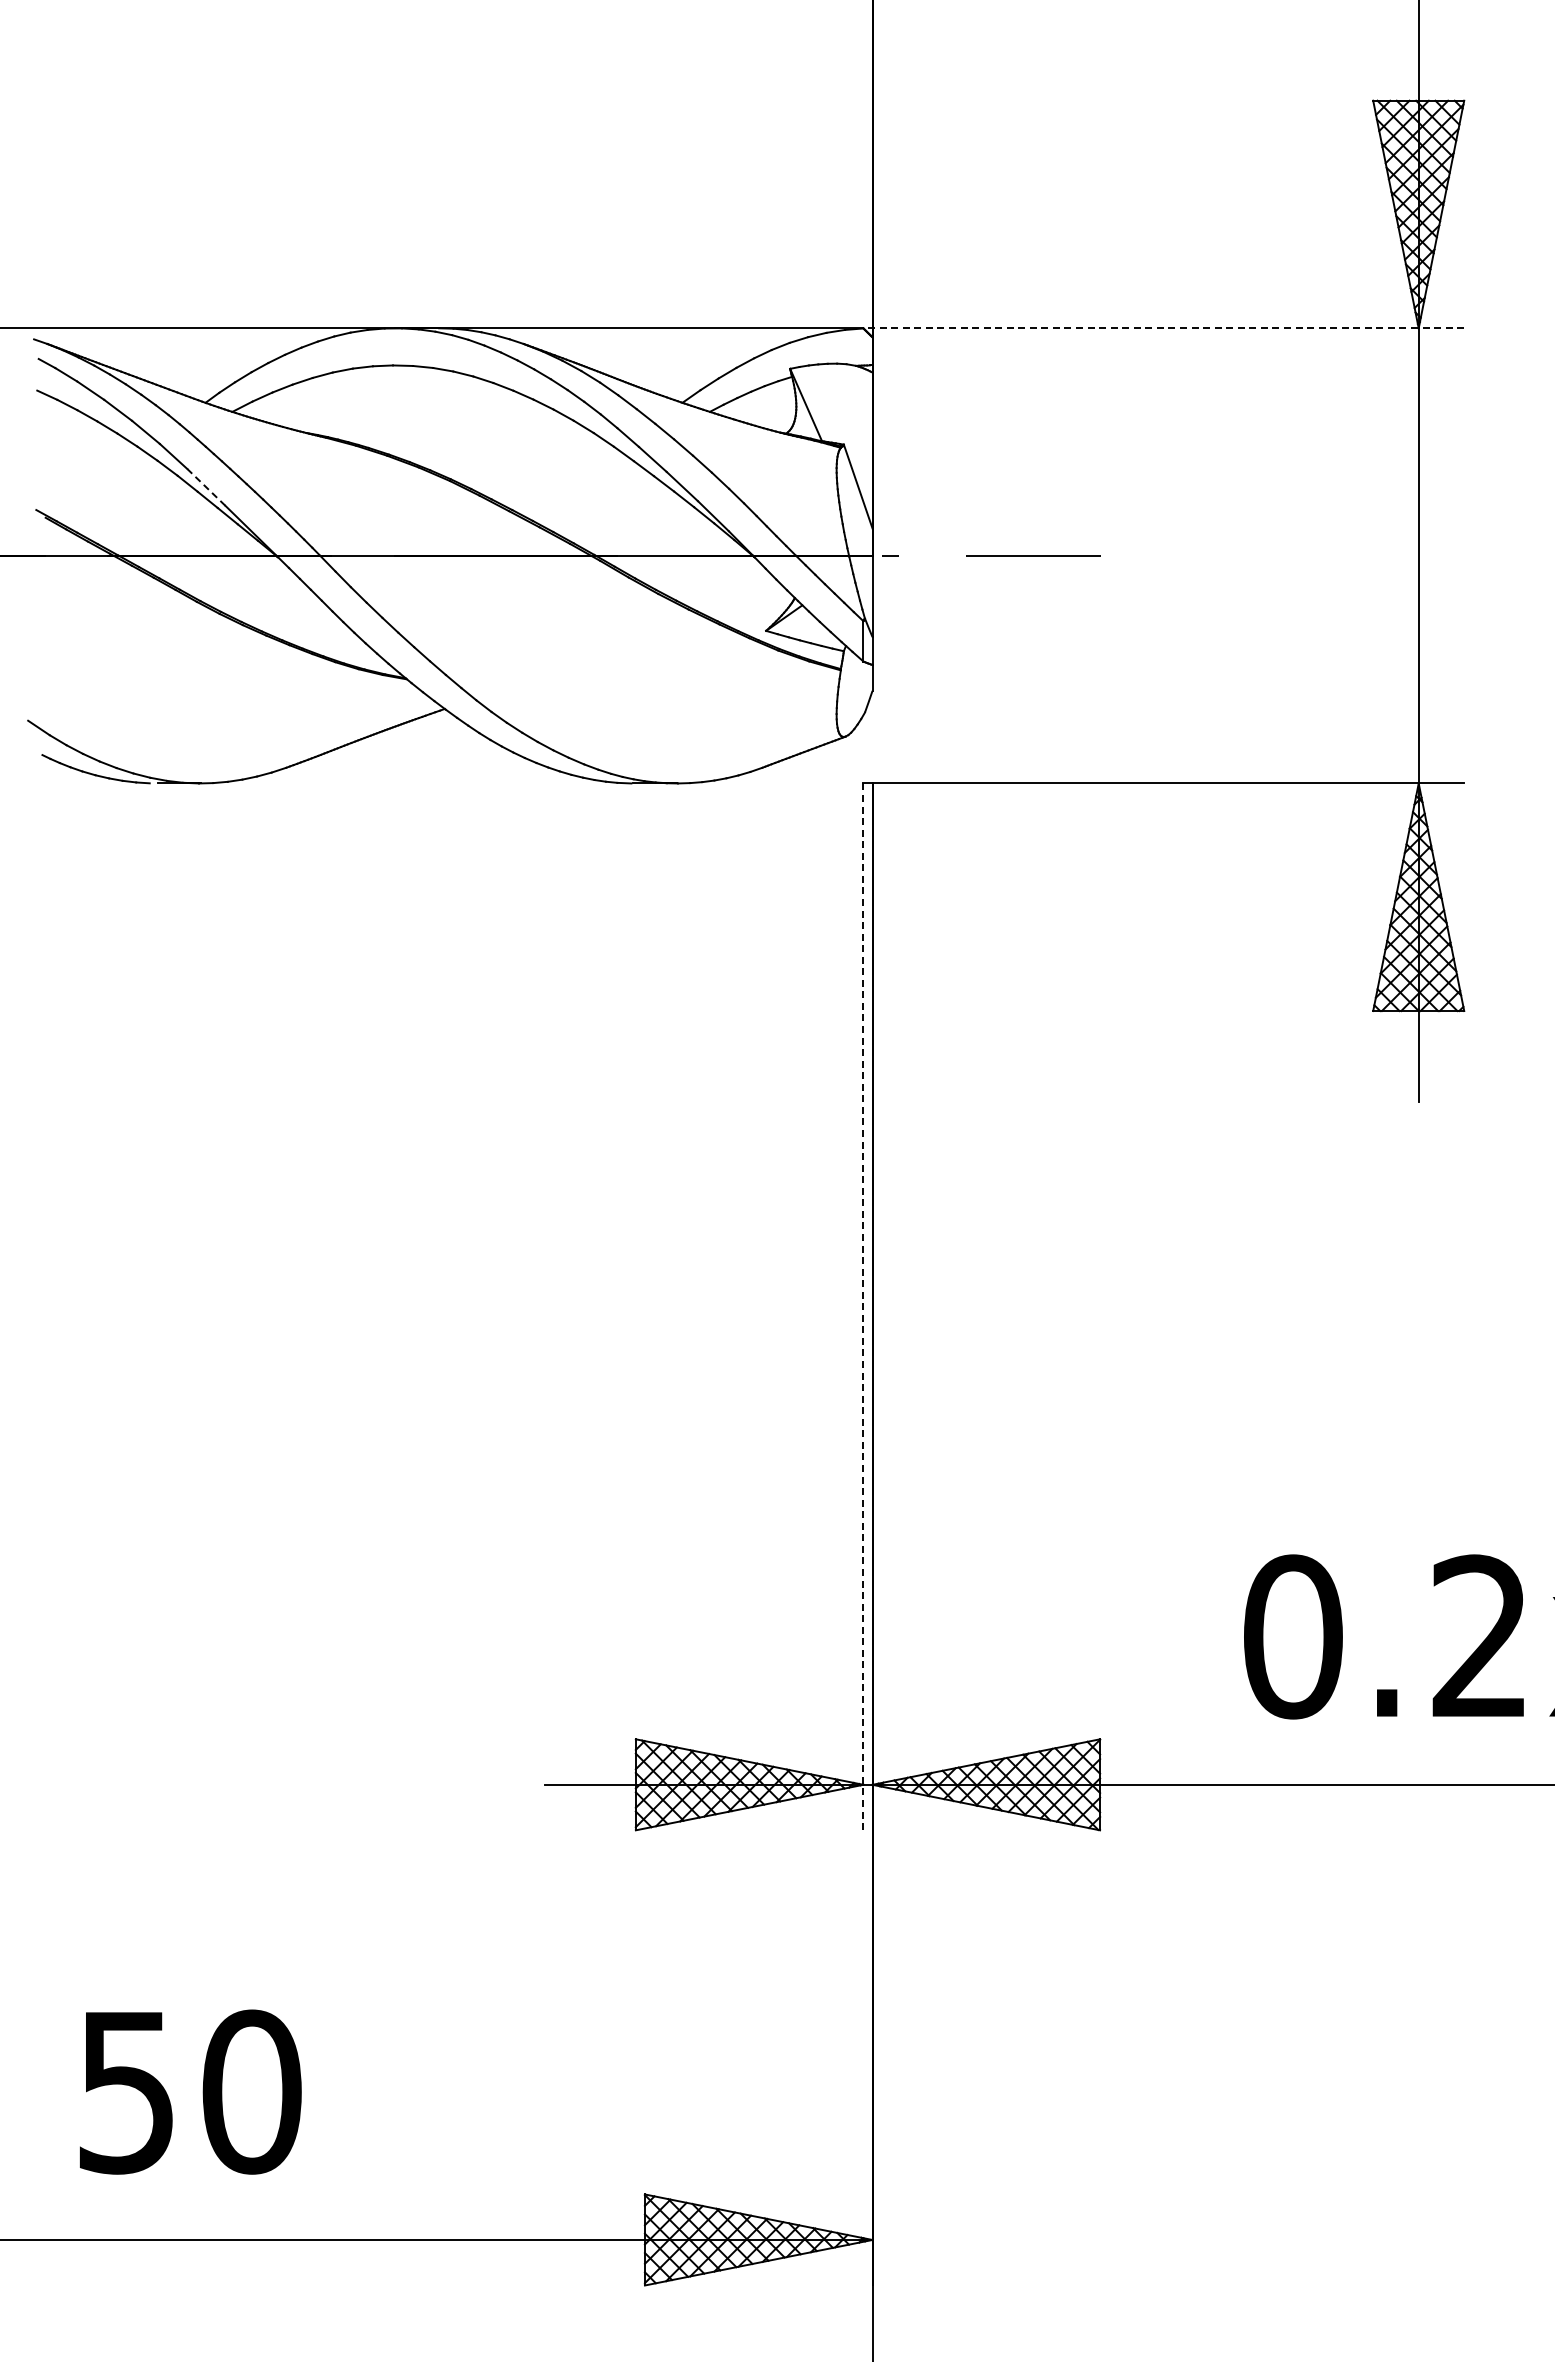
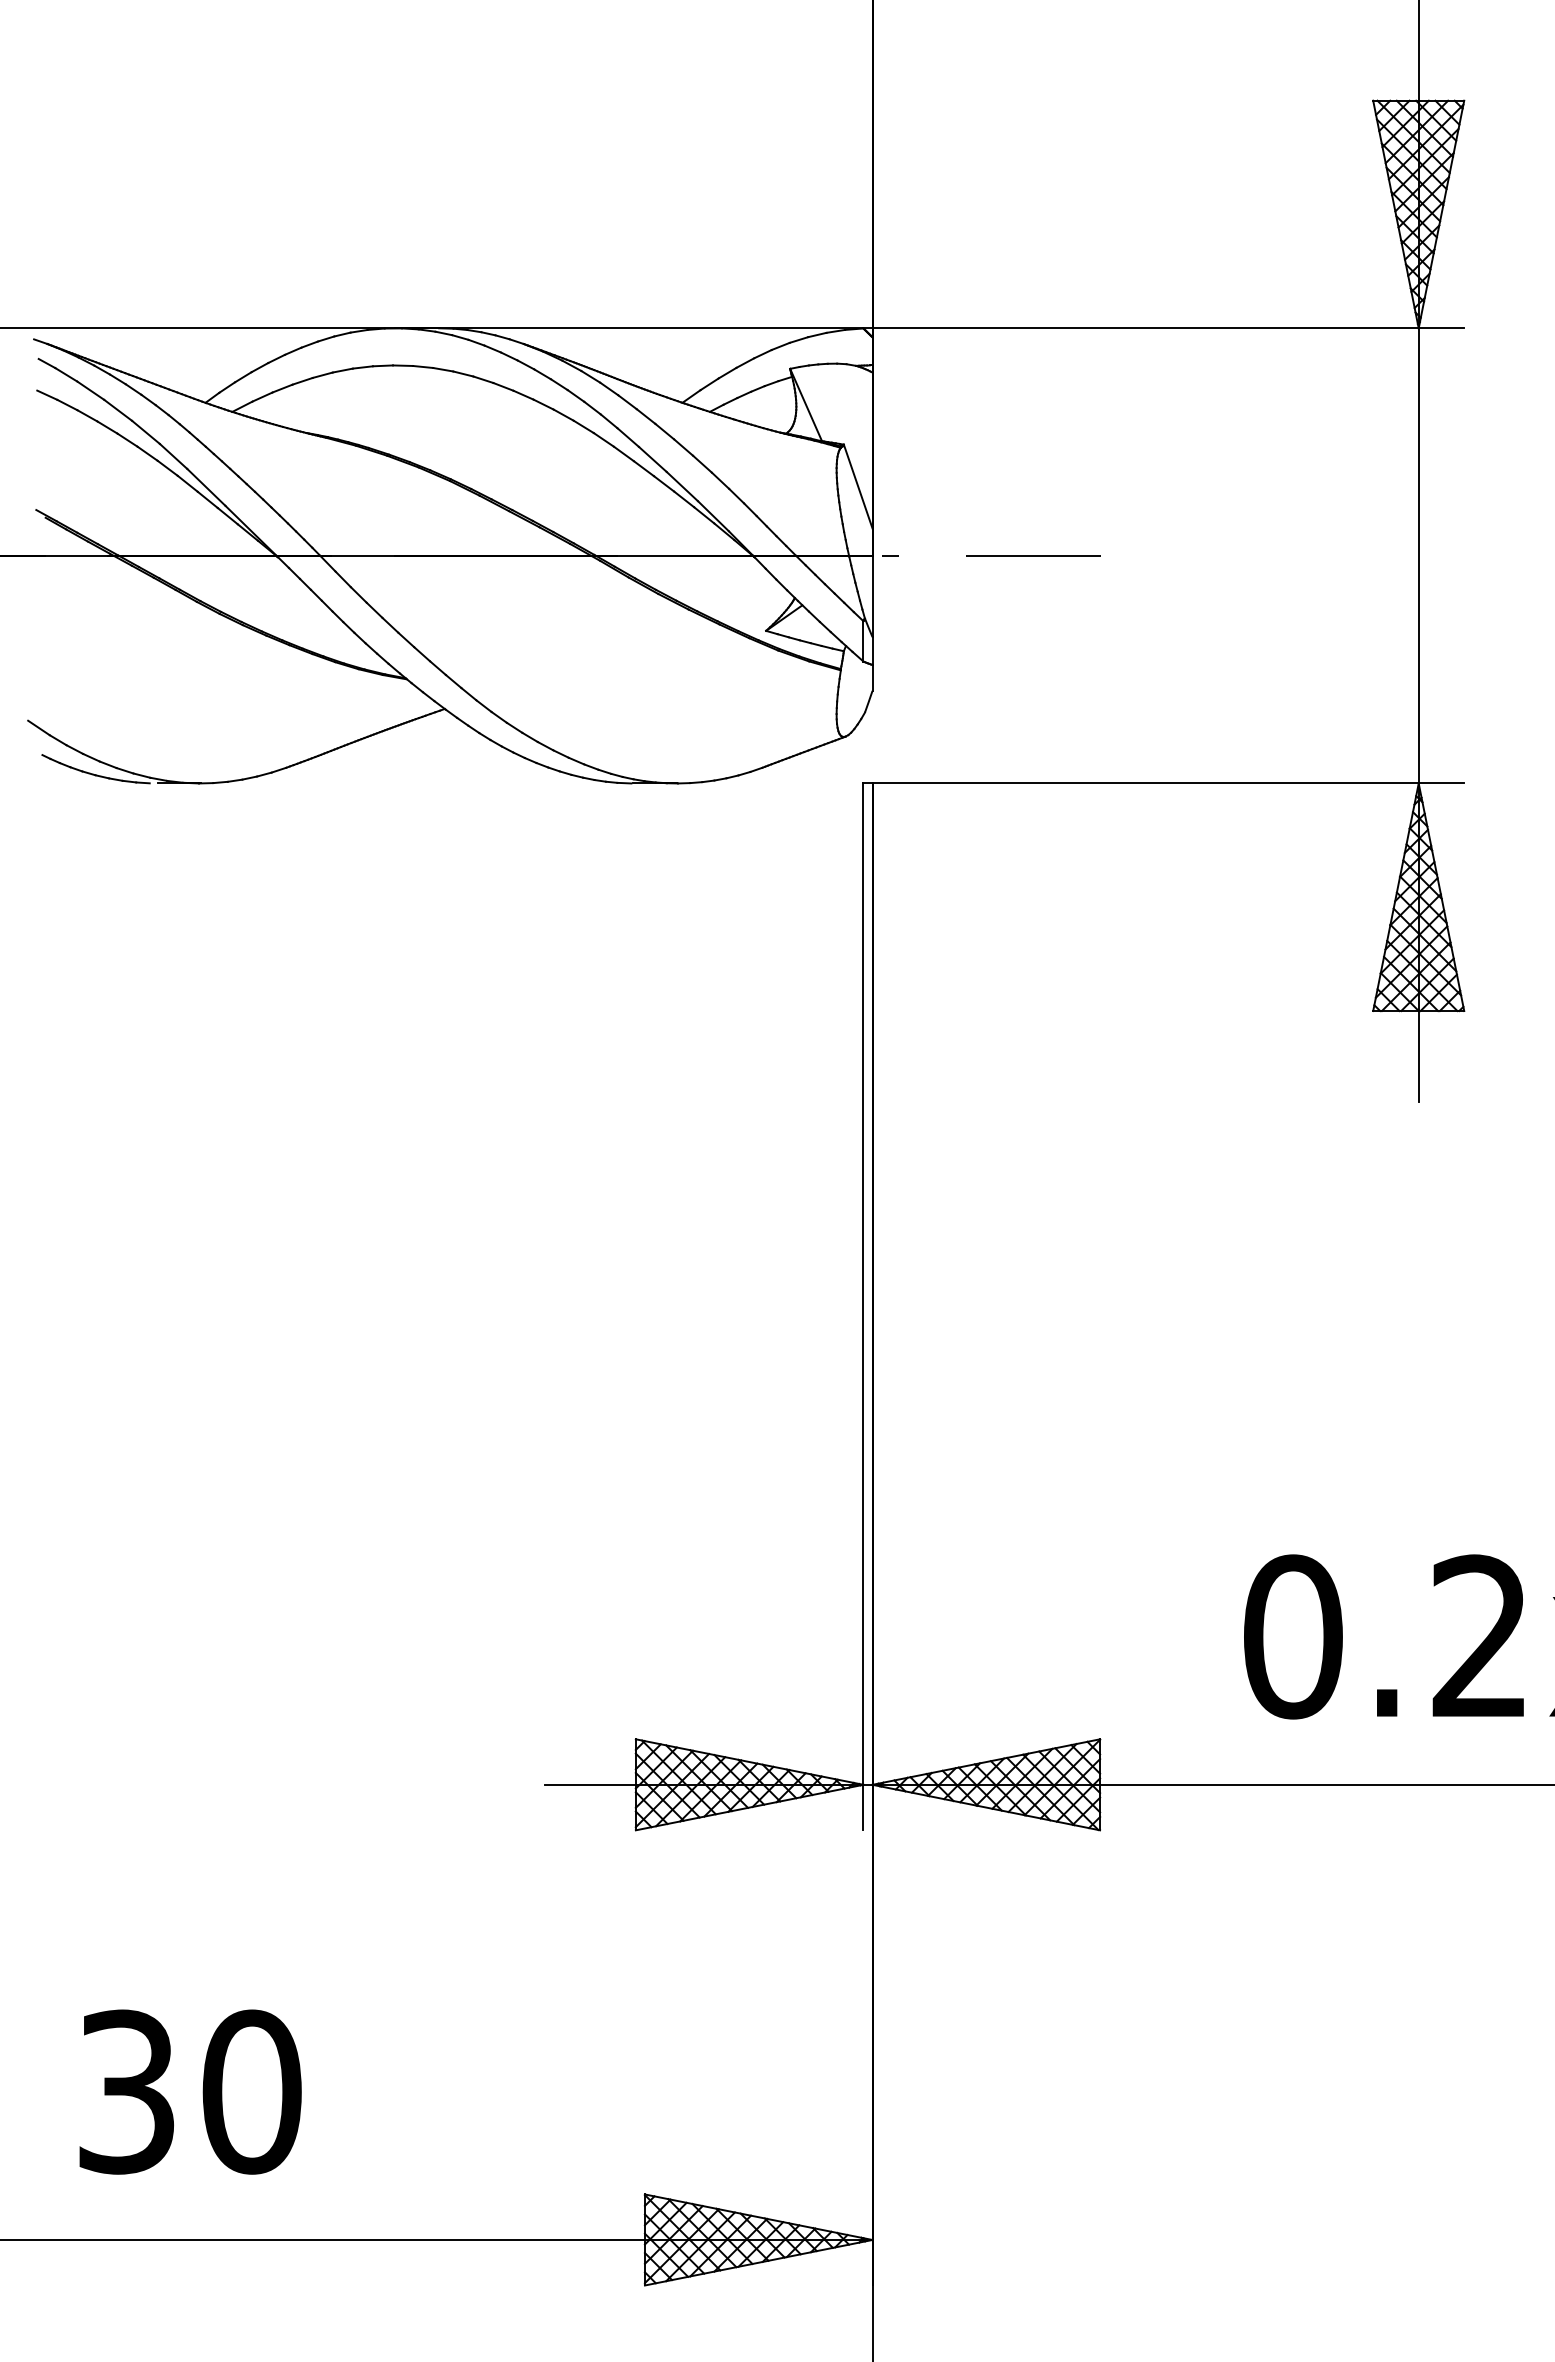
line: dashed -> solid (1163, 328)
line: dashed -> solid (206, 487)
line: dashed -> solid (863, 1307)
text: 50 -> 30 (126, 2091)
